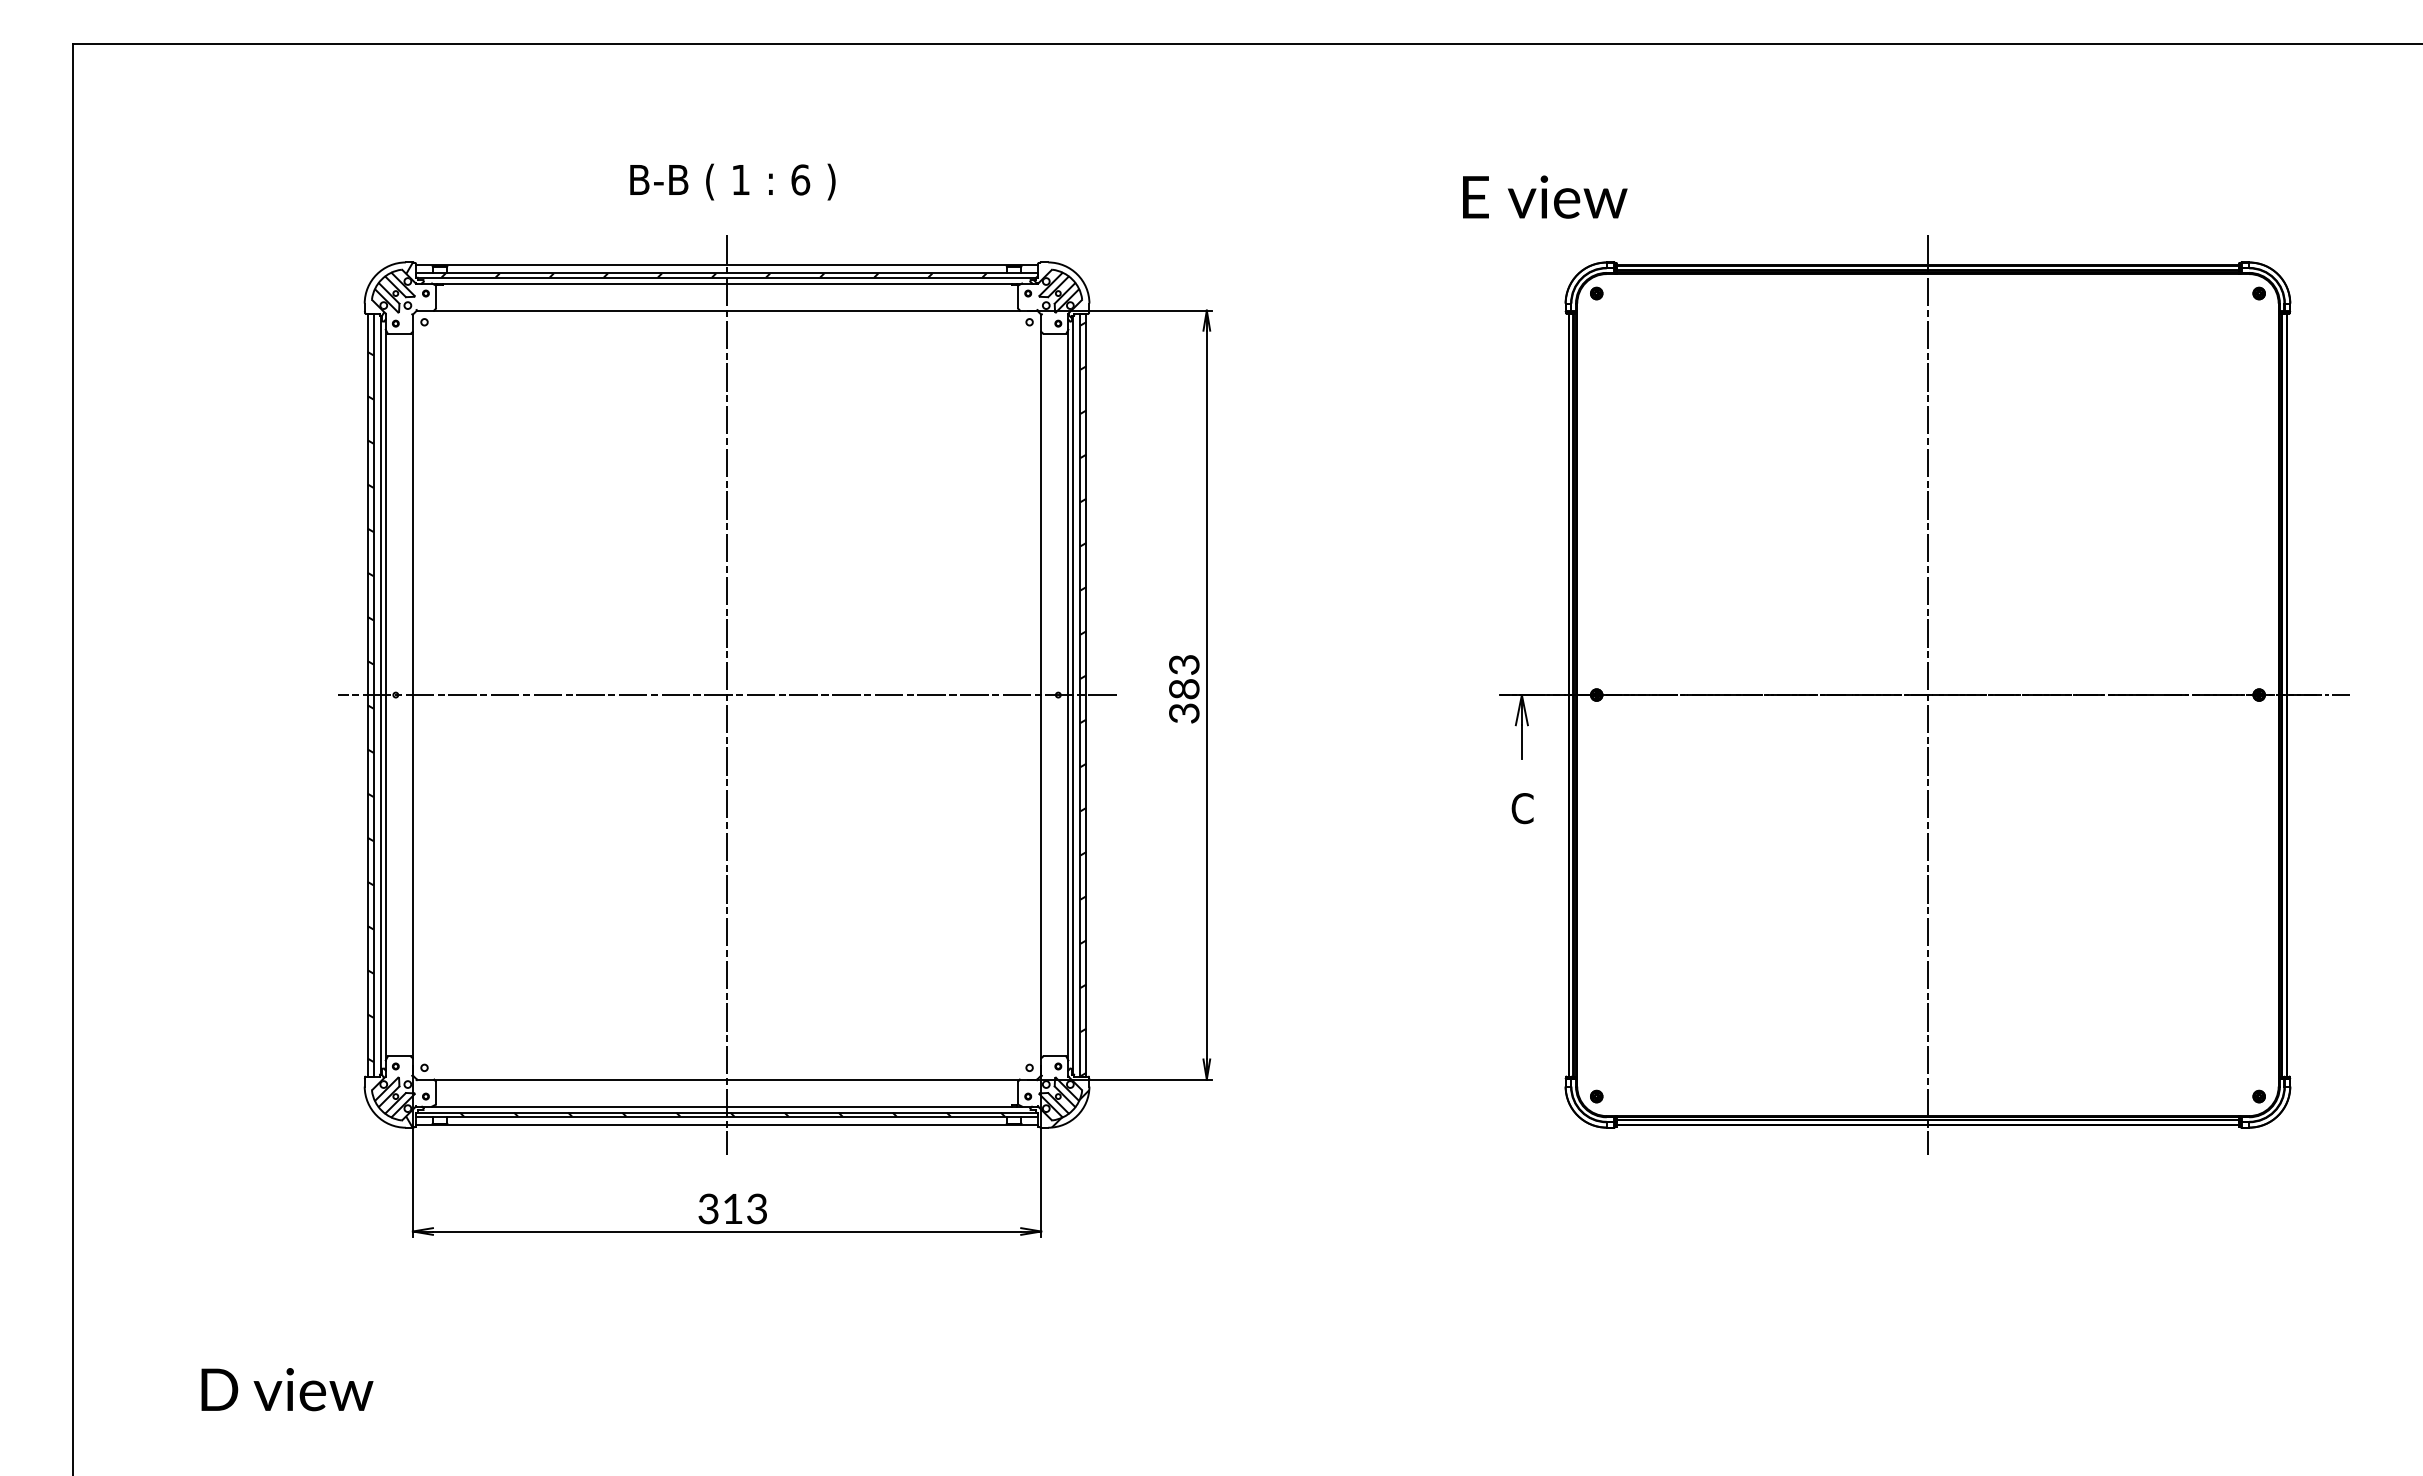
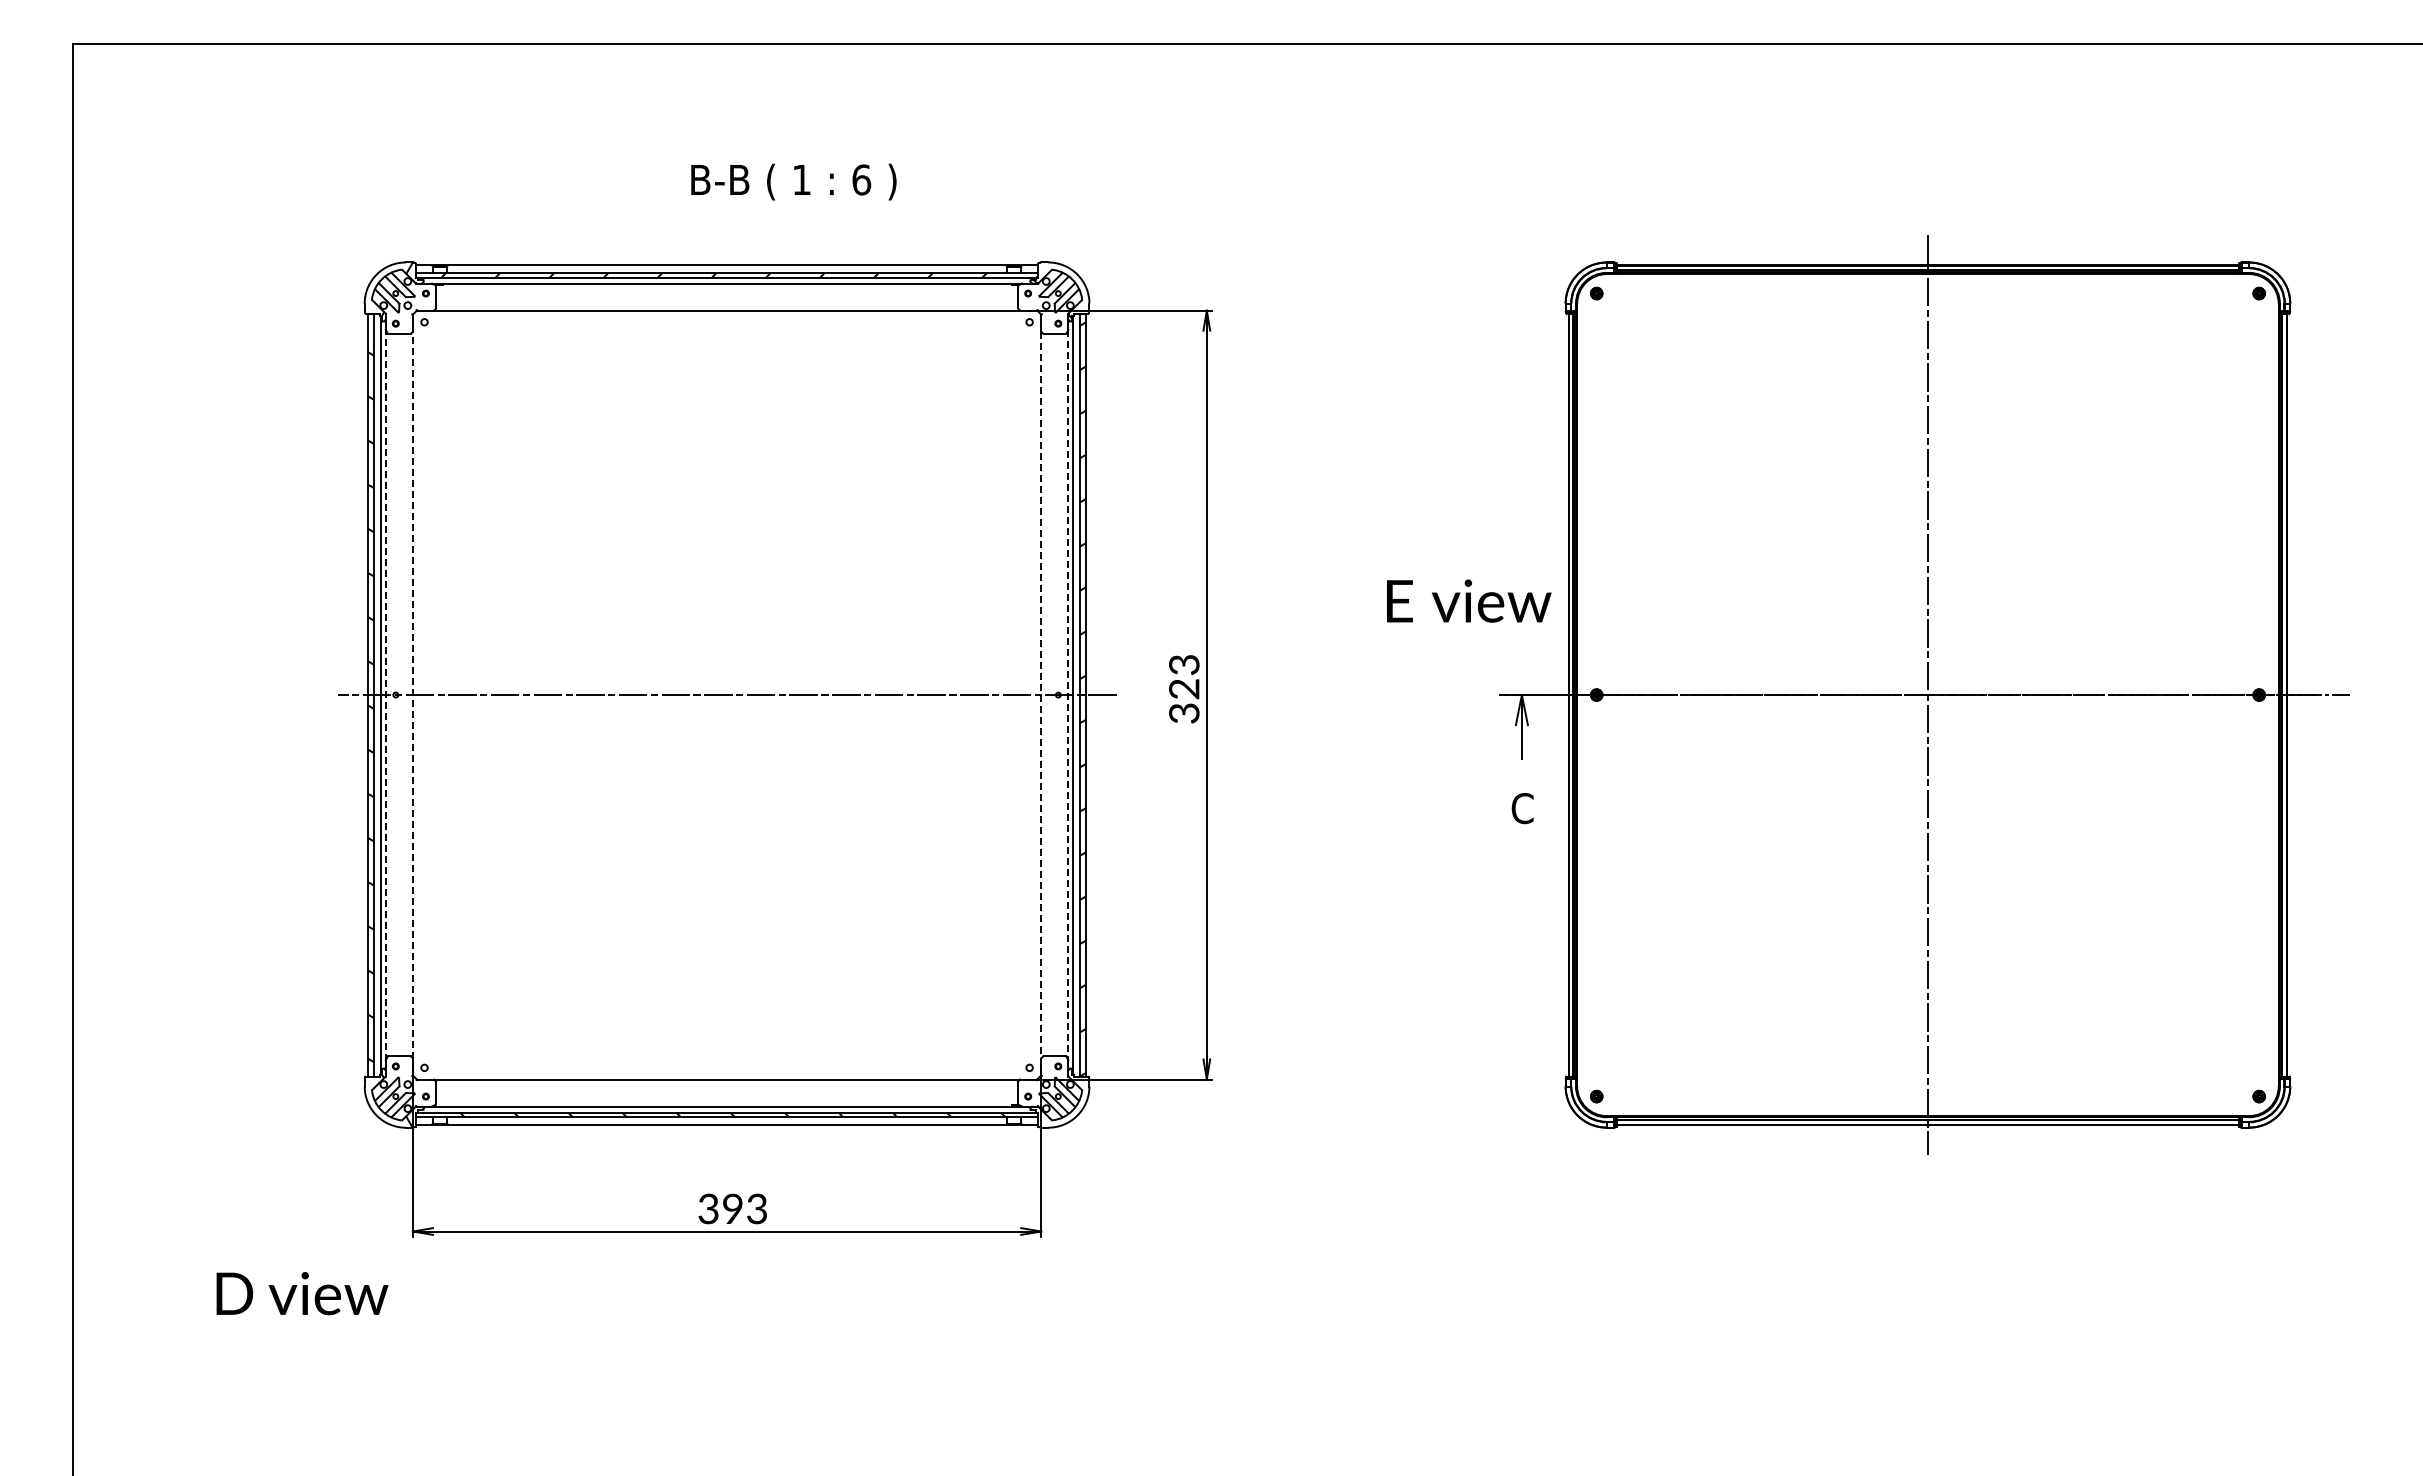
text position: (732, 181) -> (793, 181) (793, 181)
text position: (1545, 196) -> (1469, 600) (1469, 600)
text: 383 -> 323 (1184, 689)
line: solid -> dashed (412, 694)
line: present -> none (727, 694)
line: solid -> dashed (385, 695)
line: solid -> dashed (1041, 695)
line: solid -> dashed (1068, 695)
hatch: present -> none (1070, 1108)
text: 313 -> 393 (732, 1208)
text position: (287, 1389) -> (302, 1293) (302, 1293)
